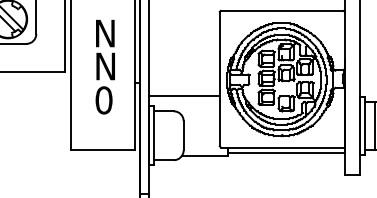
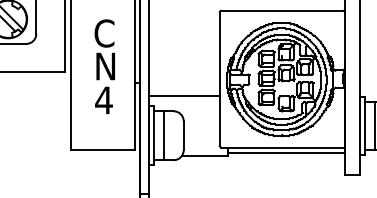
text: N -> C (104, 33)
text: 0 -> 4 (103, 100)
line: none -> present (164, 135)
